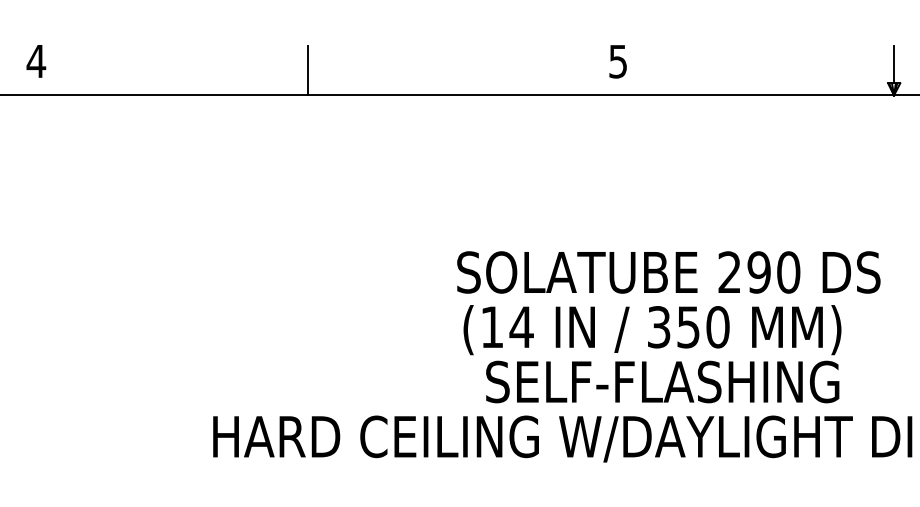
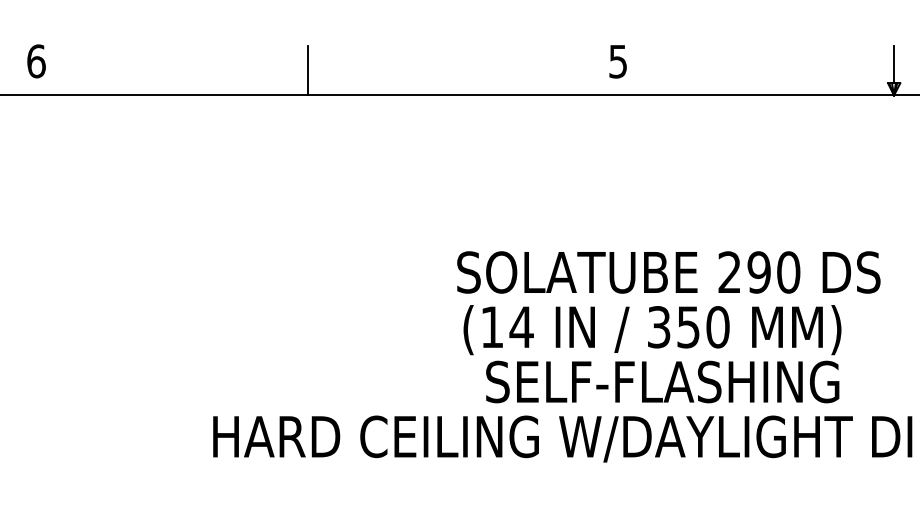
text: 4 -> 6 (36, 61)
